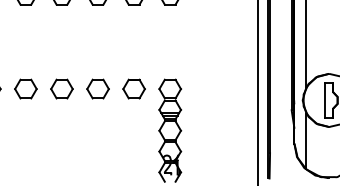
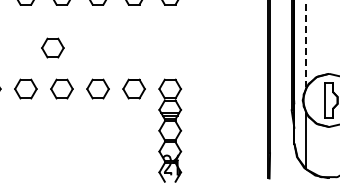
line: solid -> dashed (306, 44)
part: none -> present (52, 47)
line: present -> none (257, 92)
